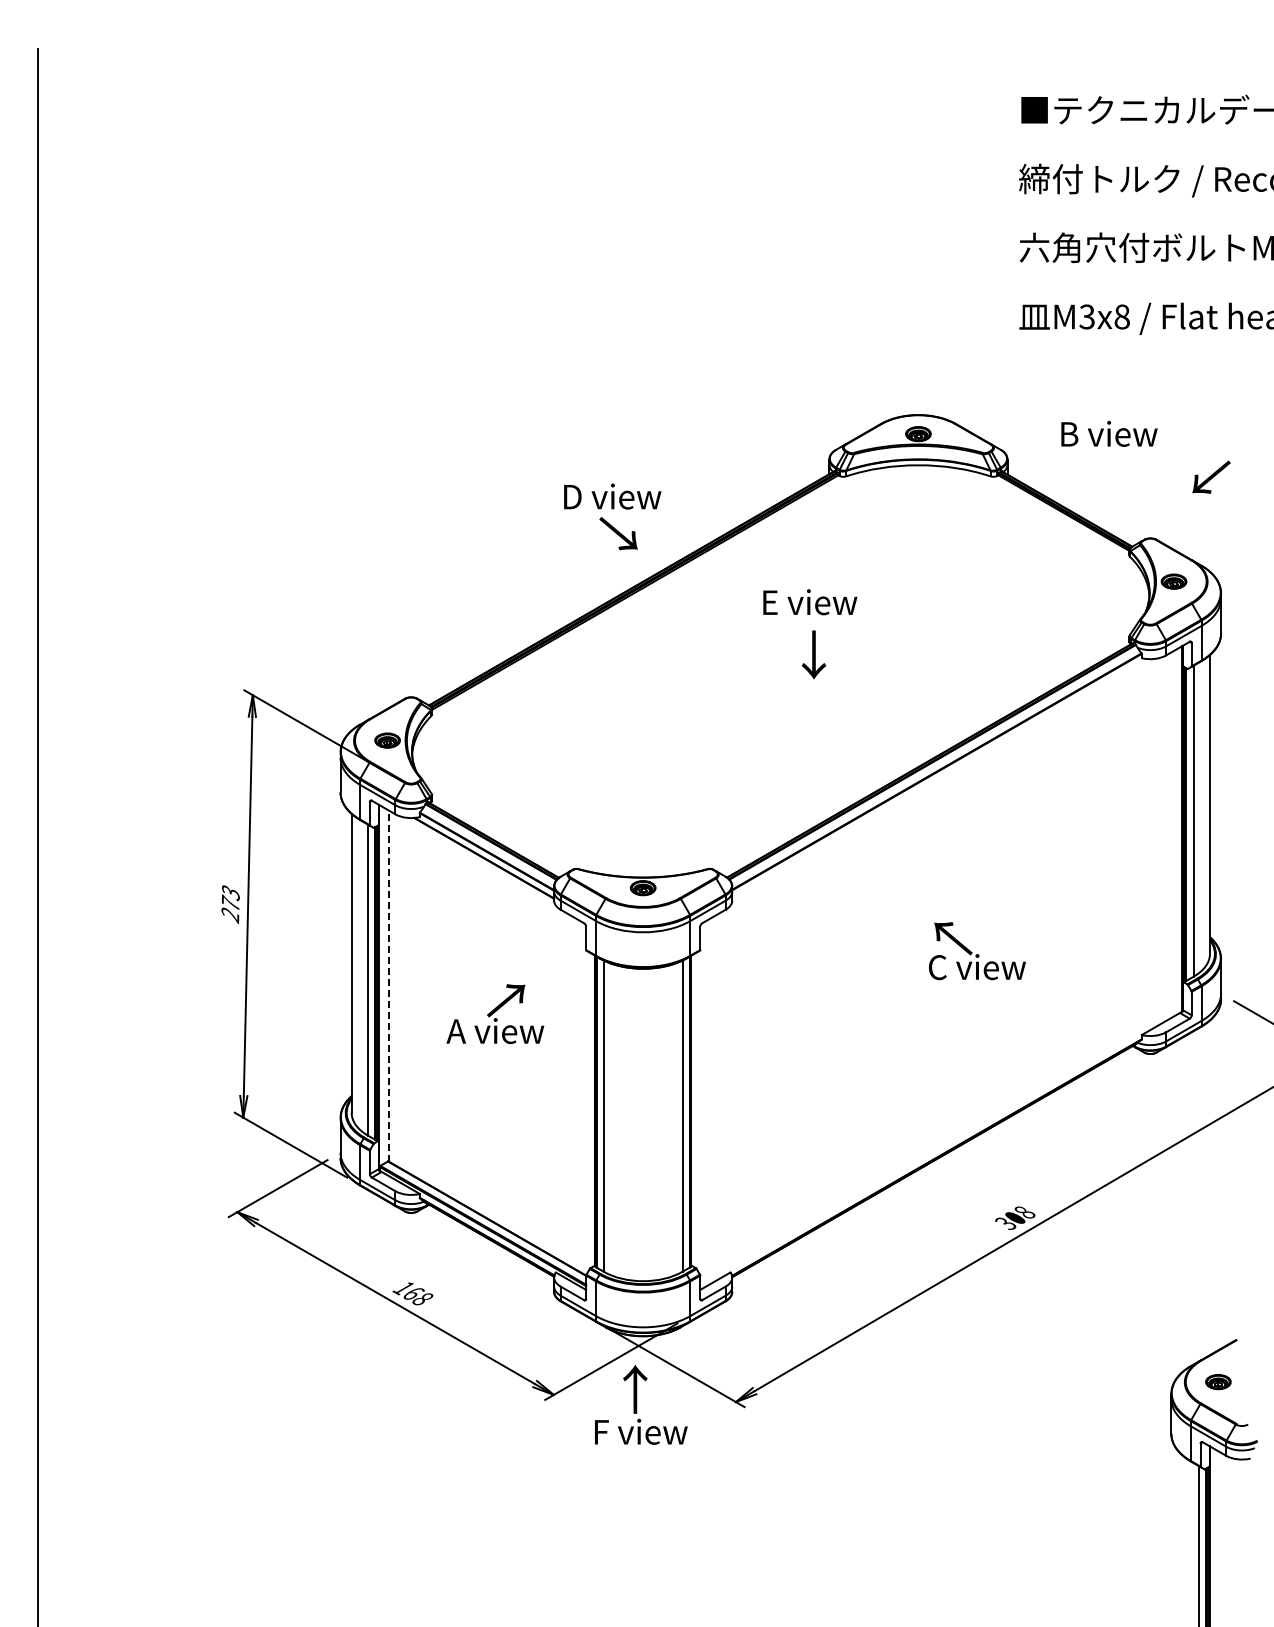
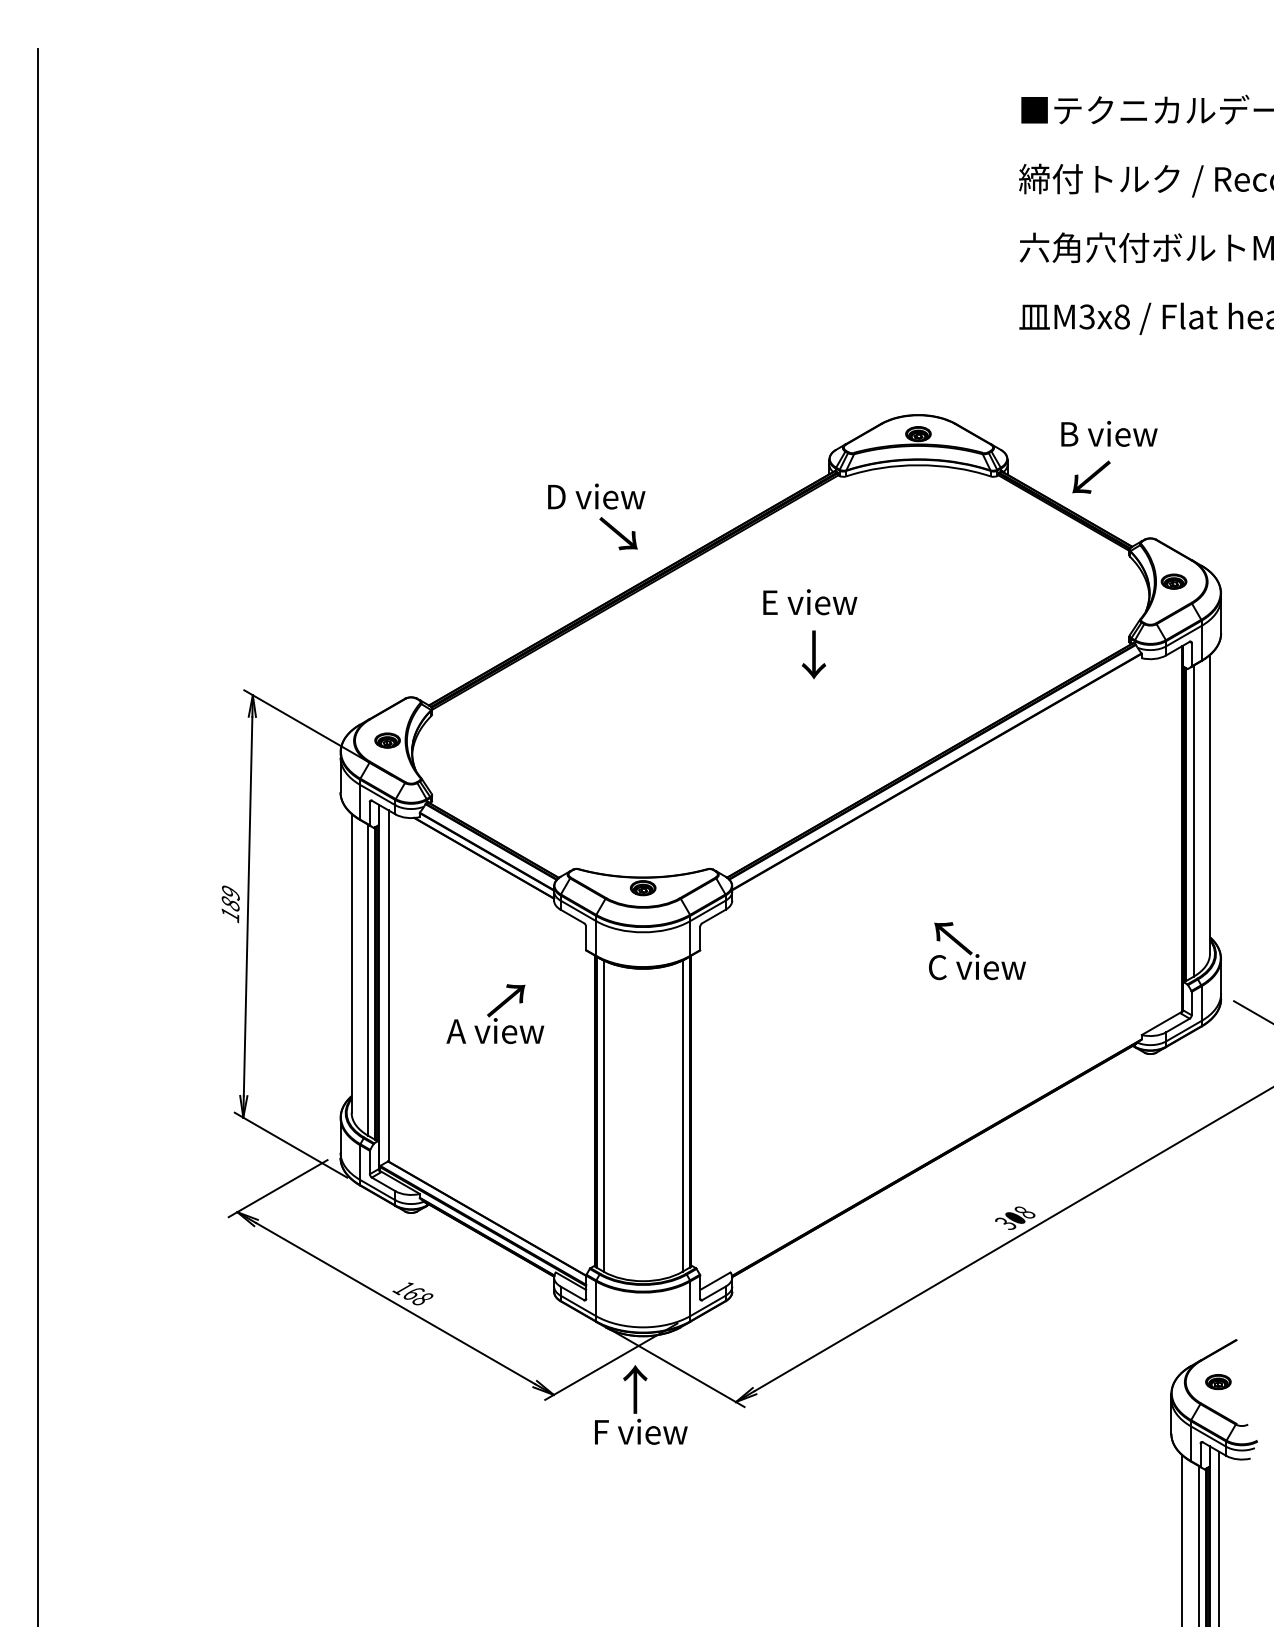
text position: (1211, 476) -> (1091, 476) (1091, 476)
text position: (612, 496) -> (596, 496) (596, 496)
text: 273 -> 189 (230, 904)
line: dashed -> solid (388, 985)
line: none -> present (1219, 1537)
line: none -> present (1182, 1539)
